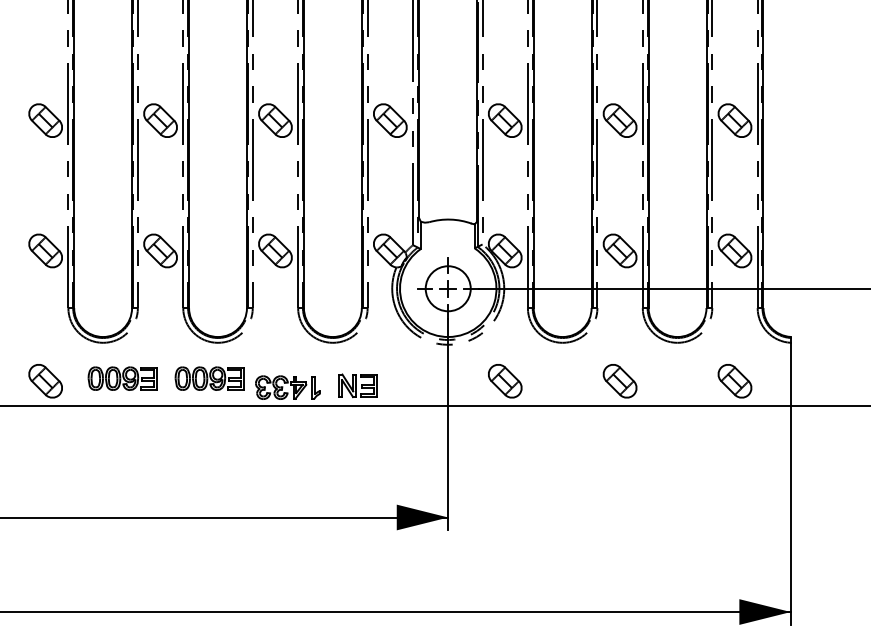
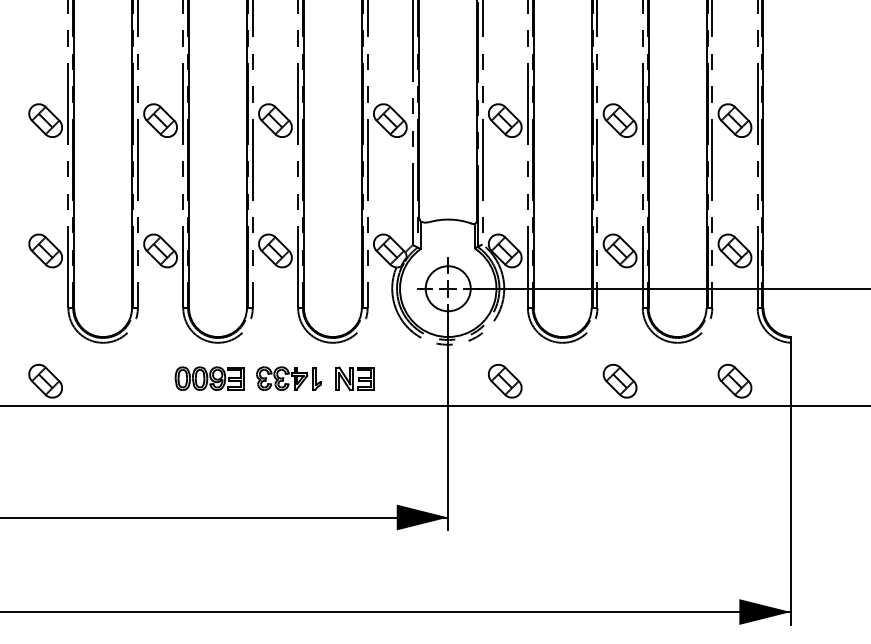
part: present -> none (122, 378)
part position: (357, 385) -> (354, 378) (354, 378)
part position: (287, 387) -> (288, 378) (288, 378)
